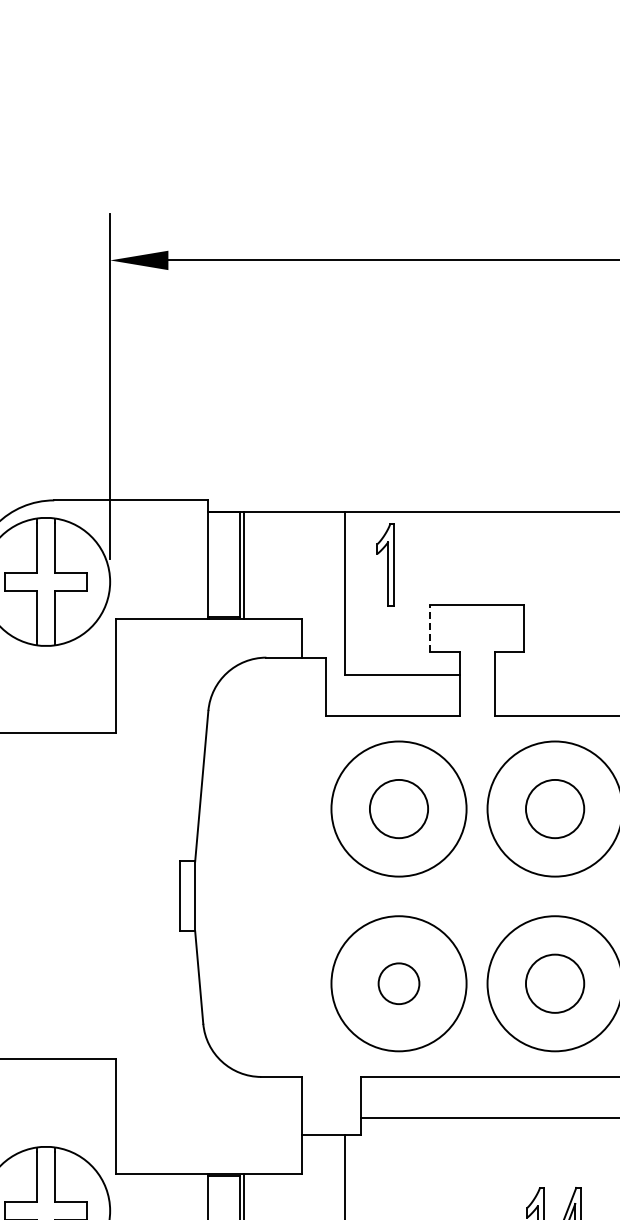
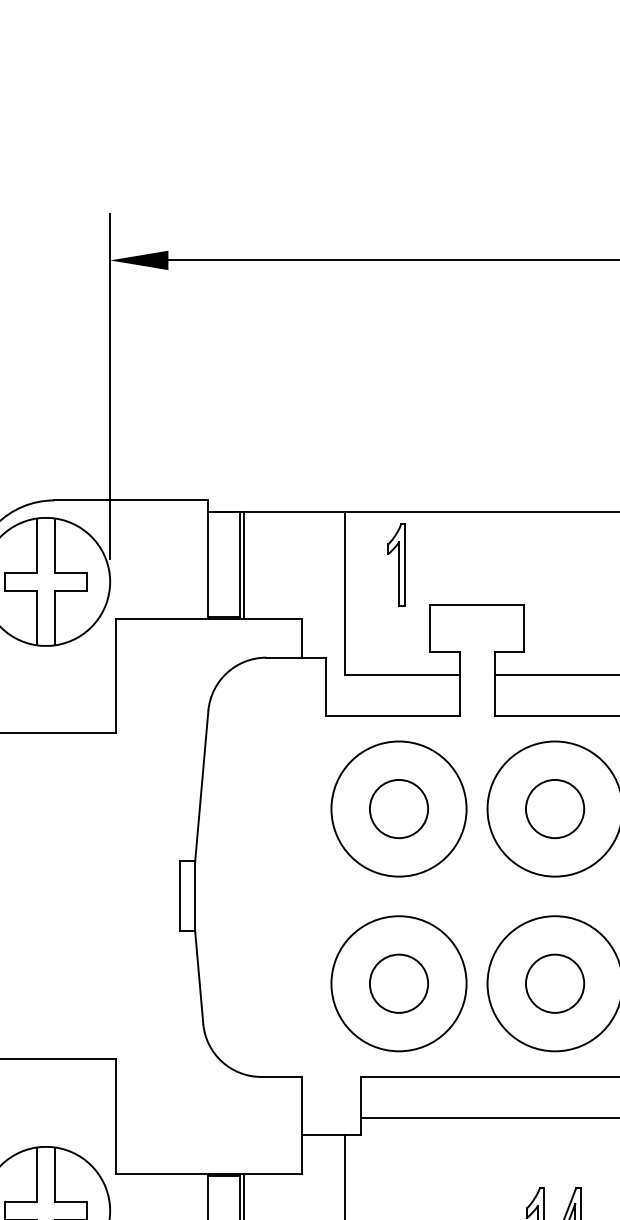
part position: (385, 564) -> (396, 564) (396, 564)
line: dashed -> solid (430, 628)
line: none -> present (555, 675)
circle diameter: 41 px -> 58 px (398, 983)
